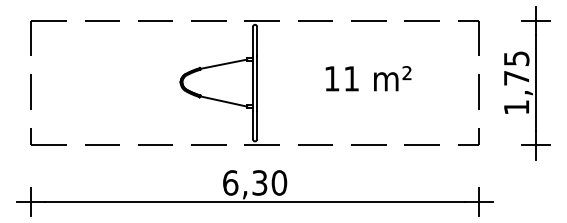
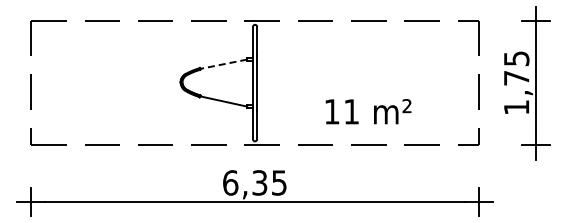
line: solid -> dashed (223, 64)
text position: (368, 78) -> (368, 111) (368, 111)
text: 6,30 -> 6,35 (279, 182)
